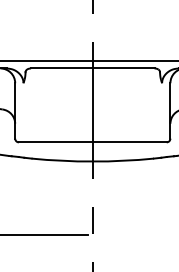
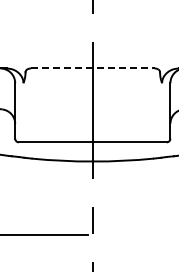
line: present -> none (88, 61)
line: solid -> dashed (92, 68)
